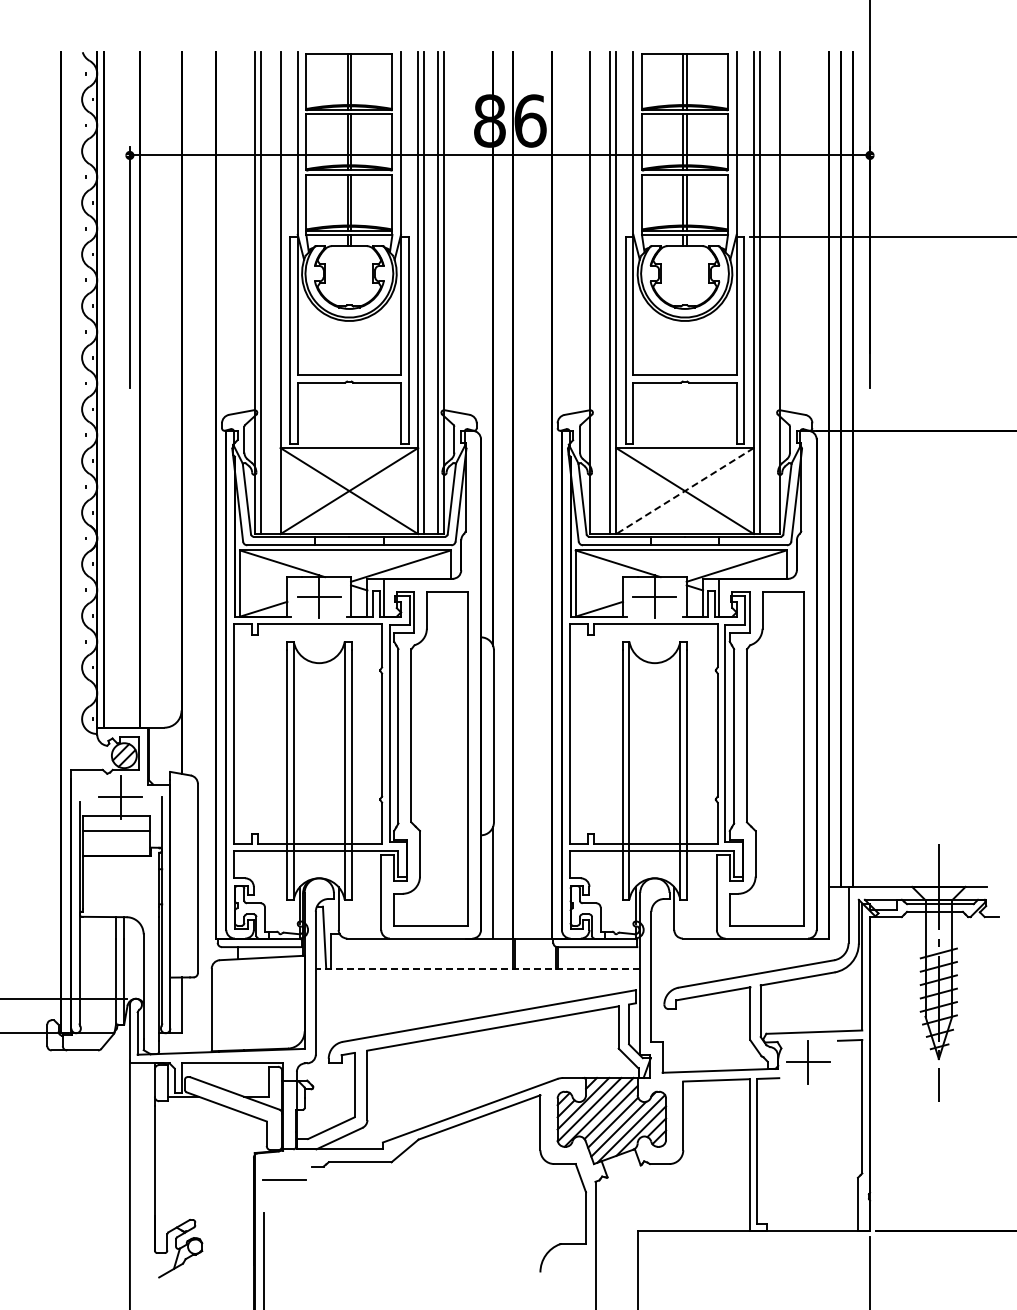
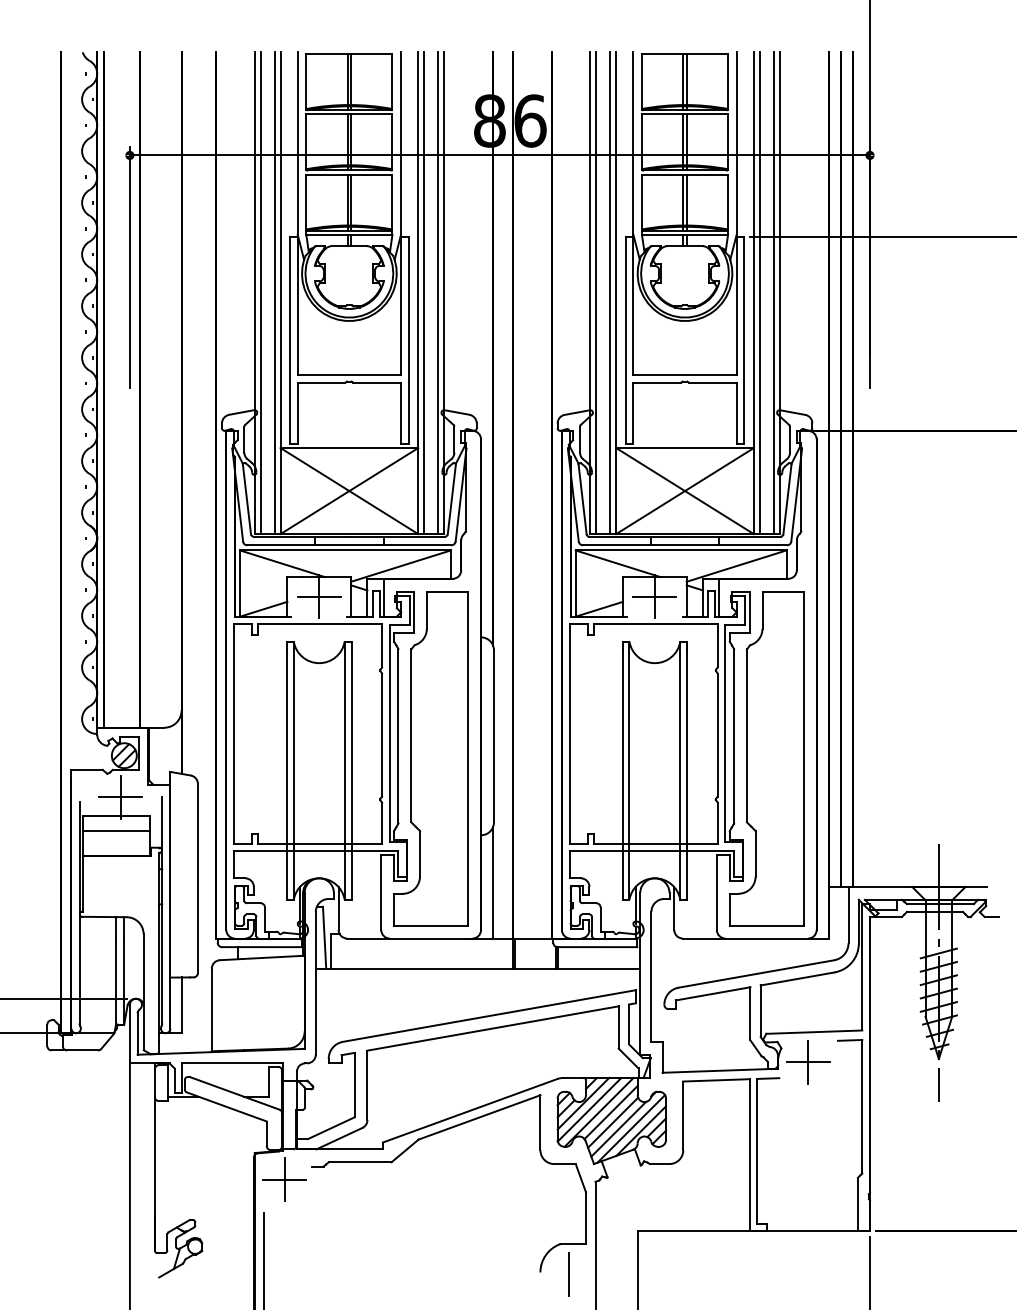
line: none -> present (274, 293)
line: none -> present (596, 293)
line: none -> present (773, 293)
line: dashed -> solid (684, 491)
line: dashed -> solid (477, 968)
line: none -> present (284, 1179)
line: none -> present (568, 1274)
